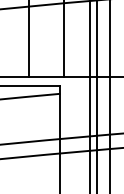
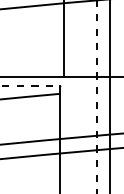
line: present -> none (29, 39)
line: solid -> dashed (30, 86)
line: present -> none (89, 96)
line: solid -> dashed (96, 96)
